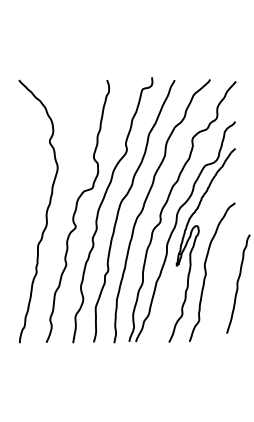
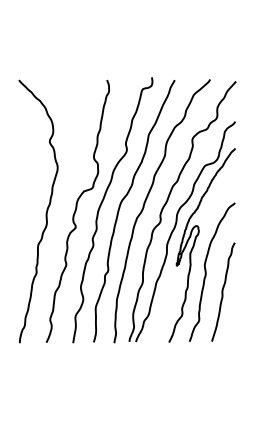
curve position: (238, 283) -> (223, 291) (223, 291)
